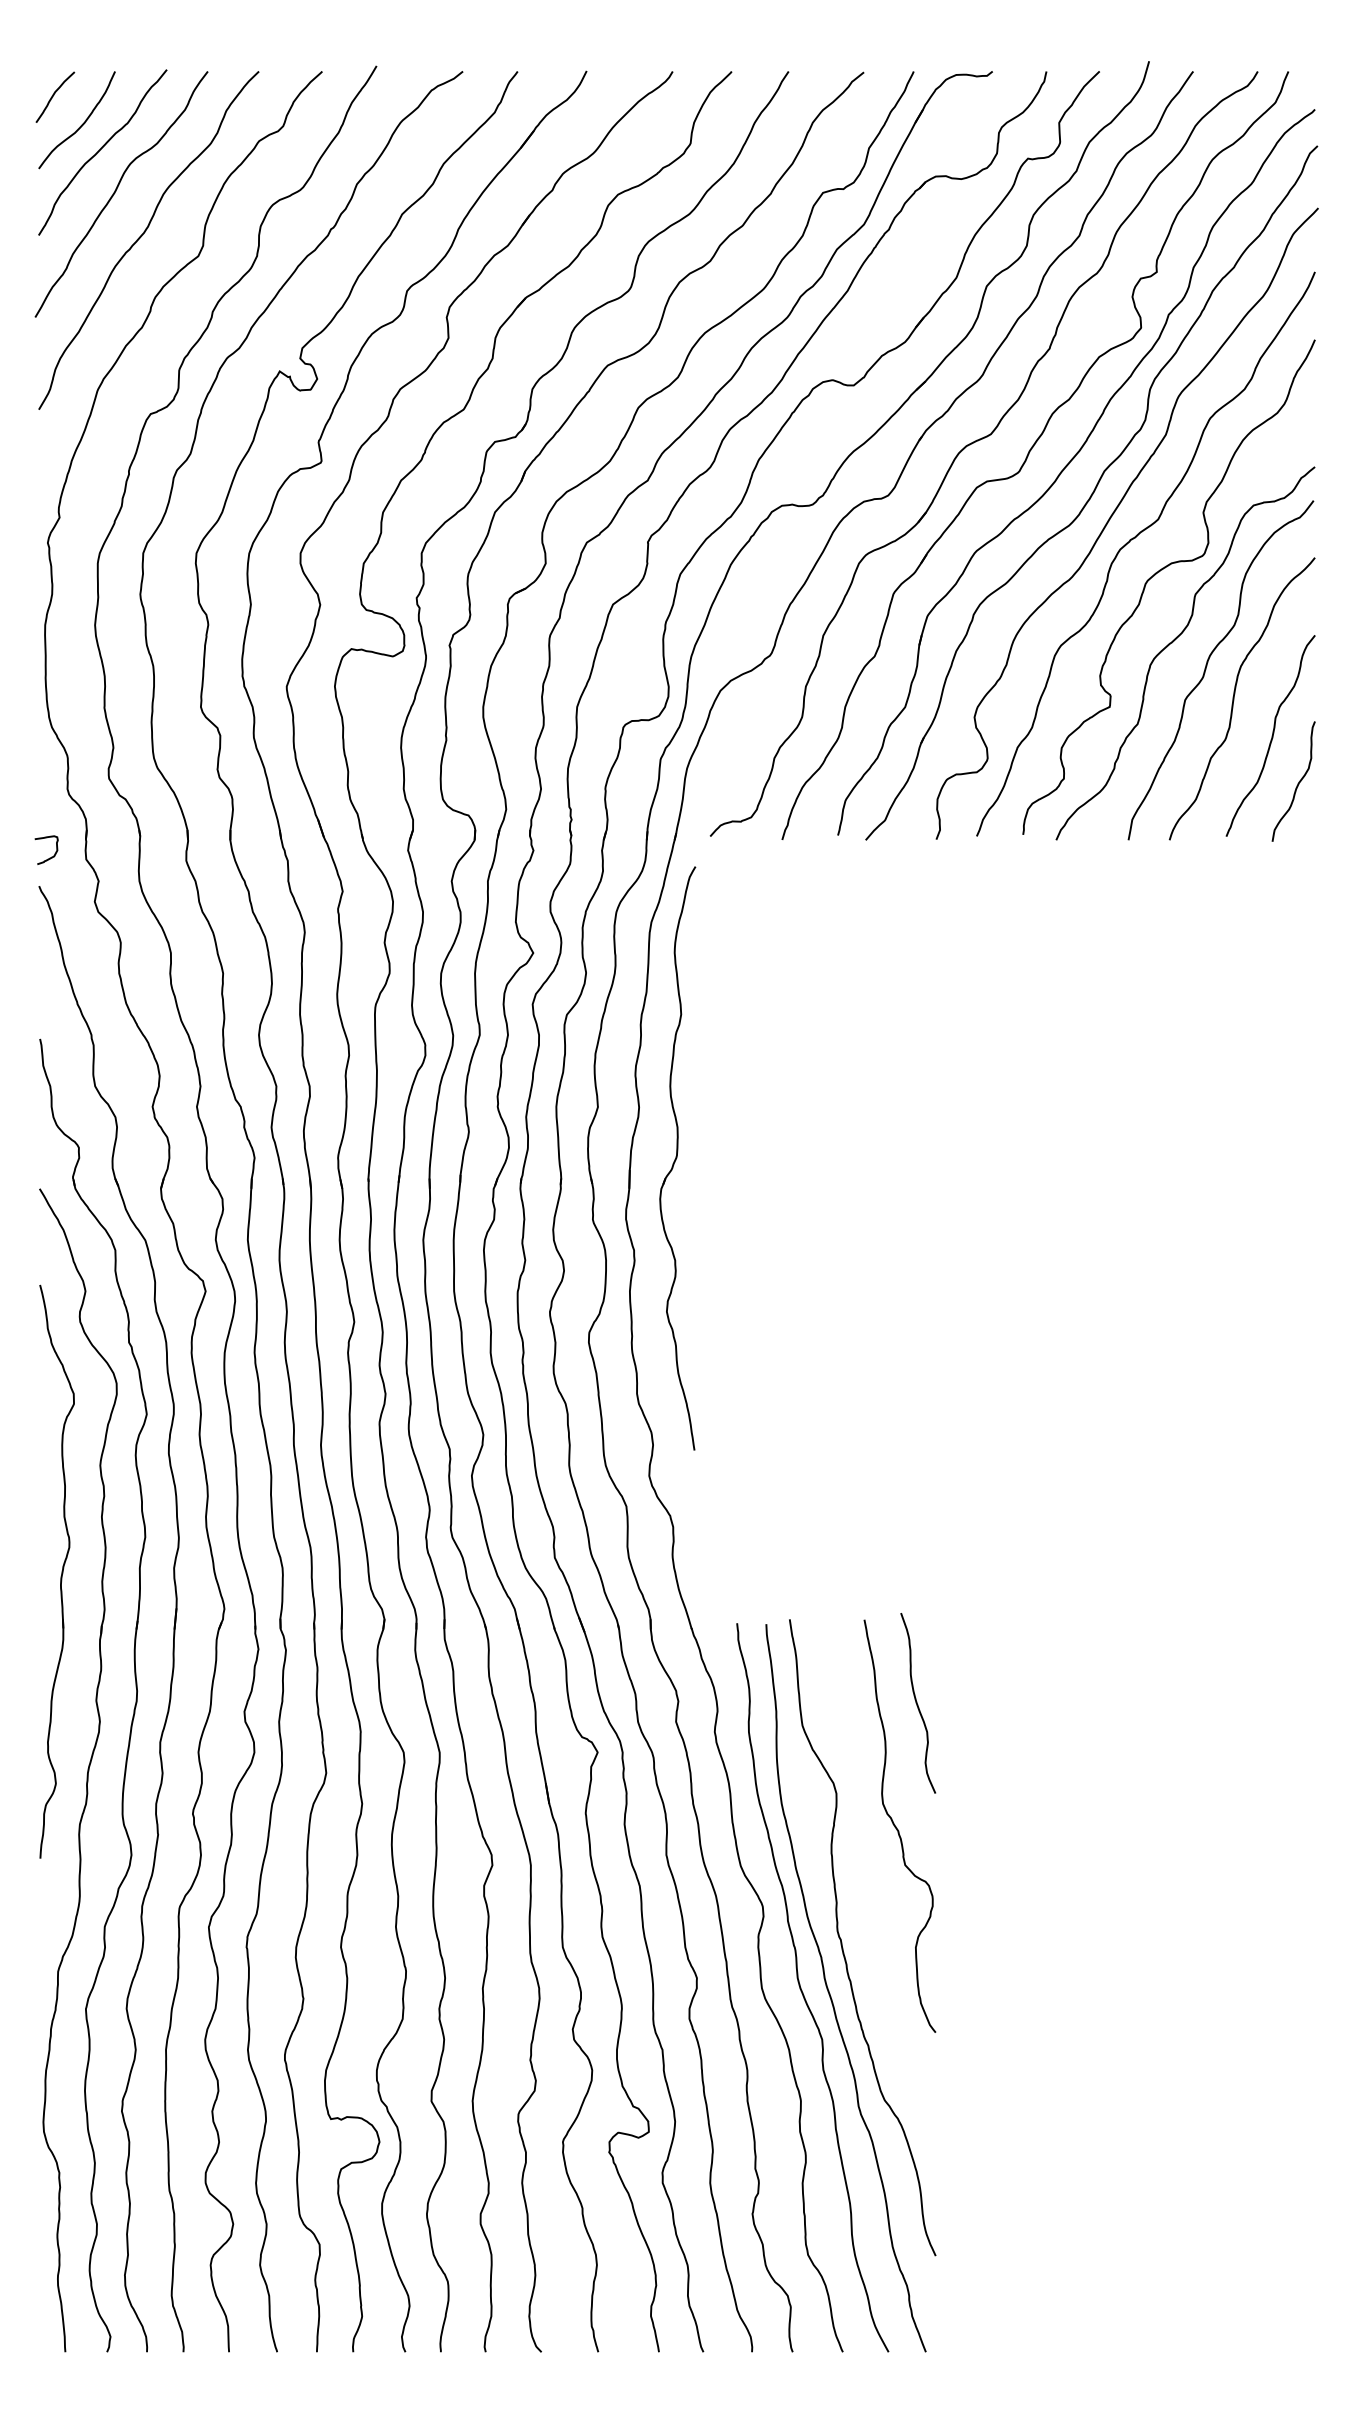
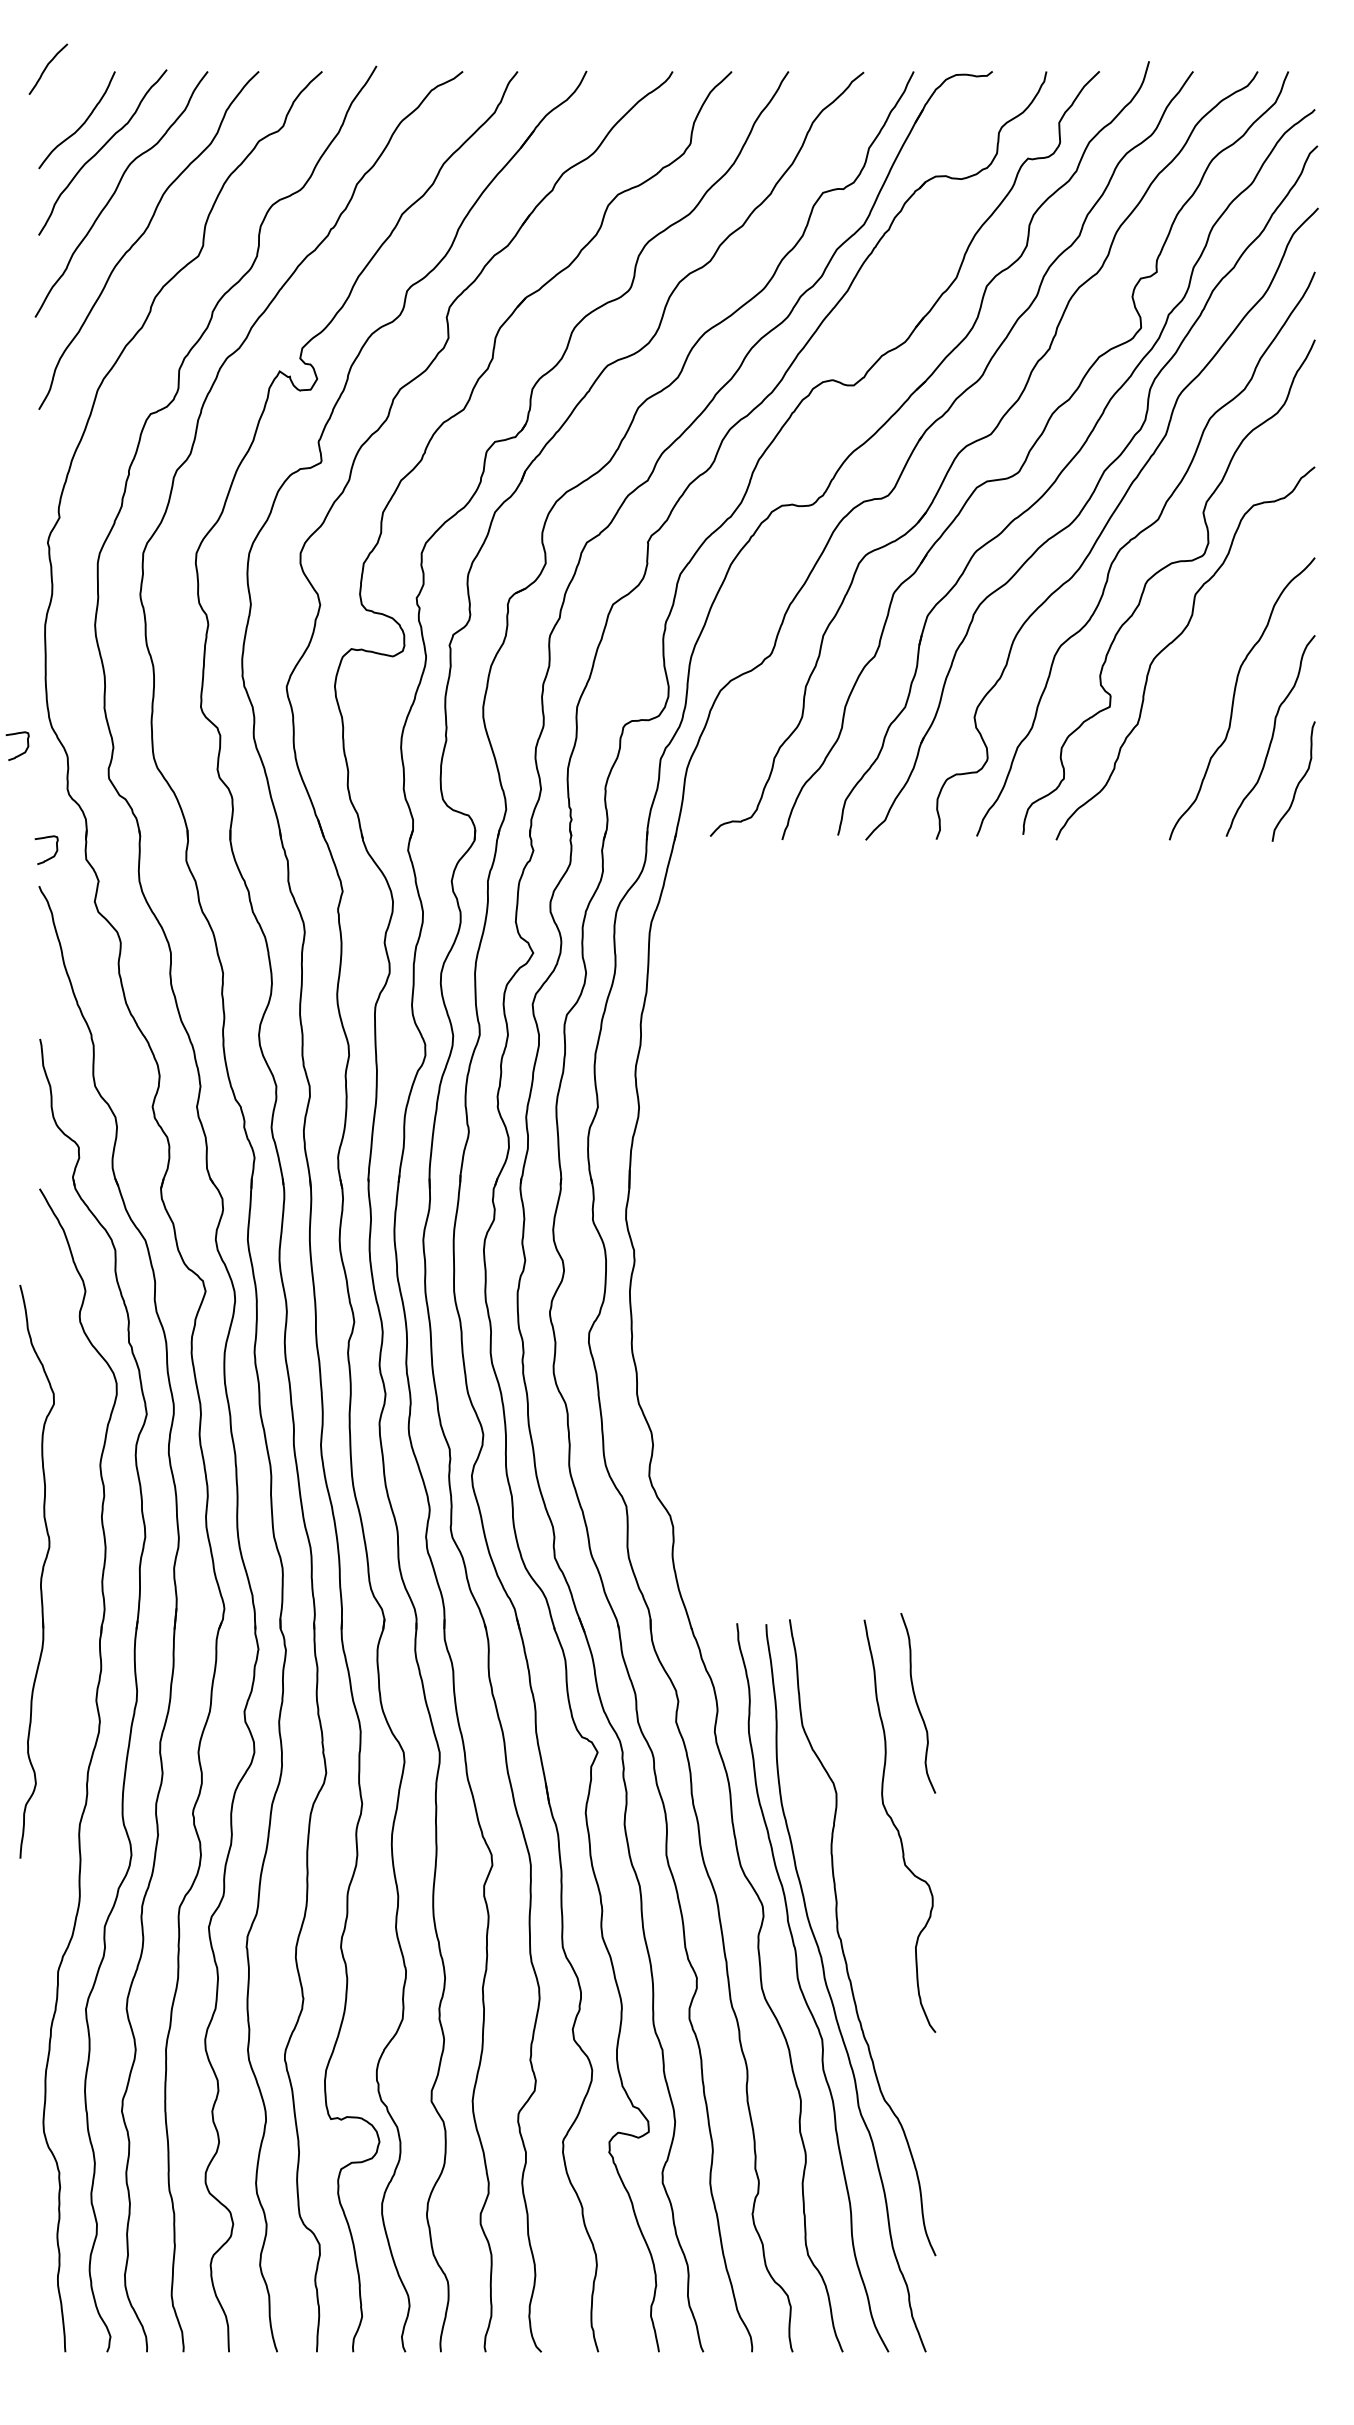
curve position: (54, 95) -> (47, 67) (47, 67)
curve: present -> none (1207, 666)
curve: none -> present (20, 753)
part: present -> none (677, 1158)
part position: (56, 1571) -> (36, 1571) (36, 1571)
